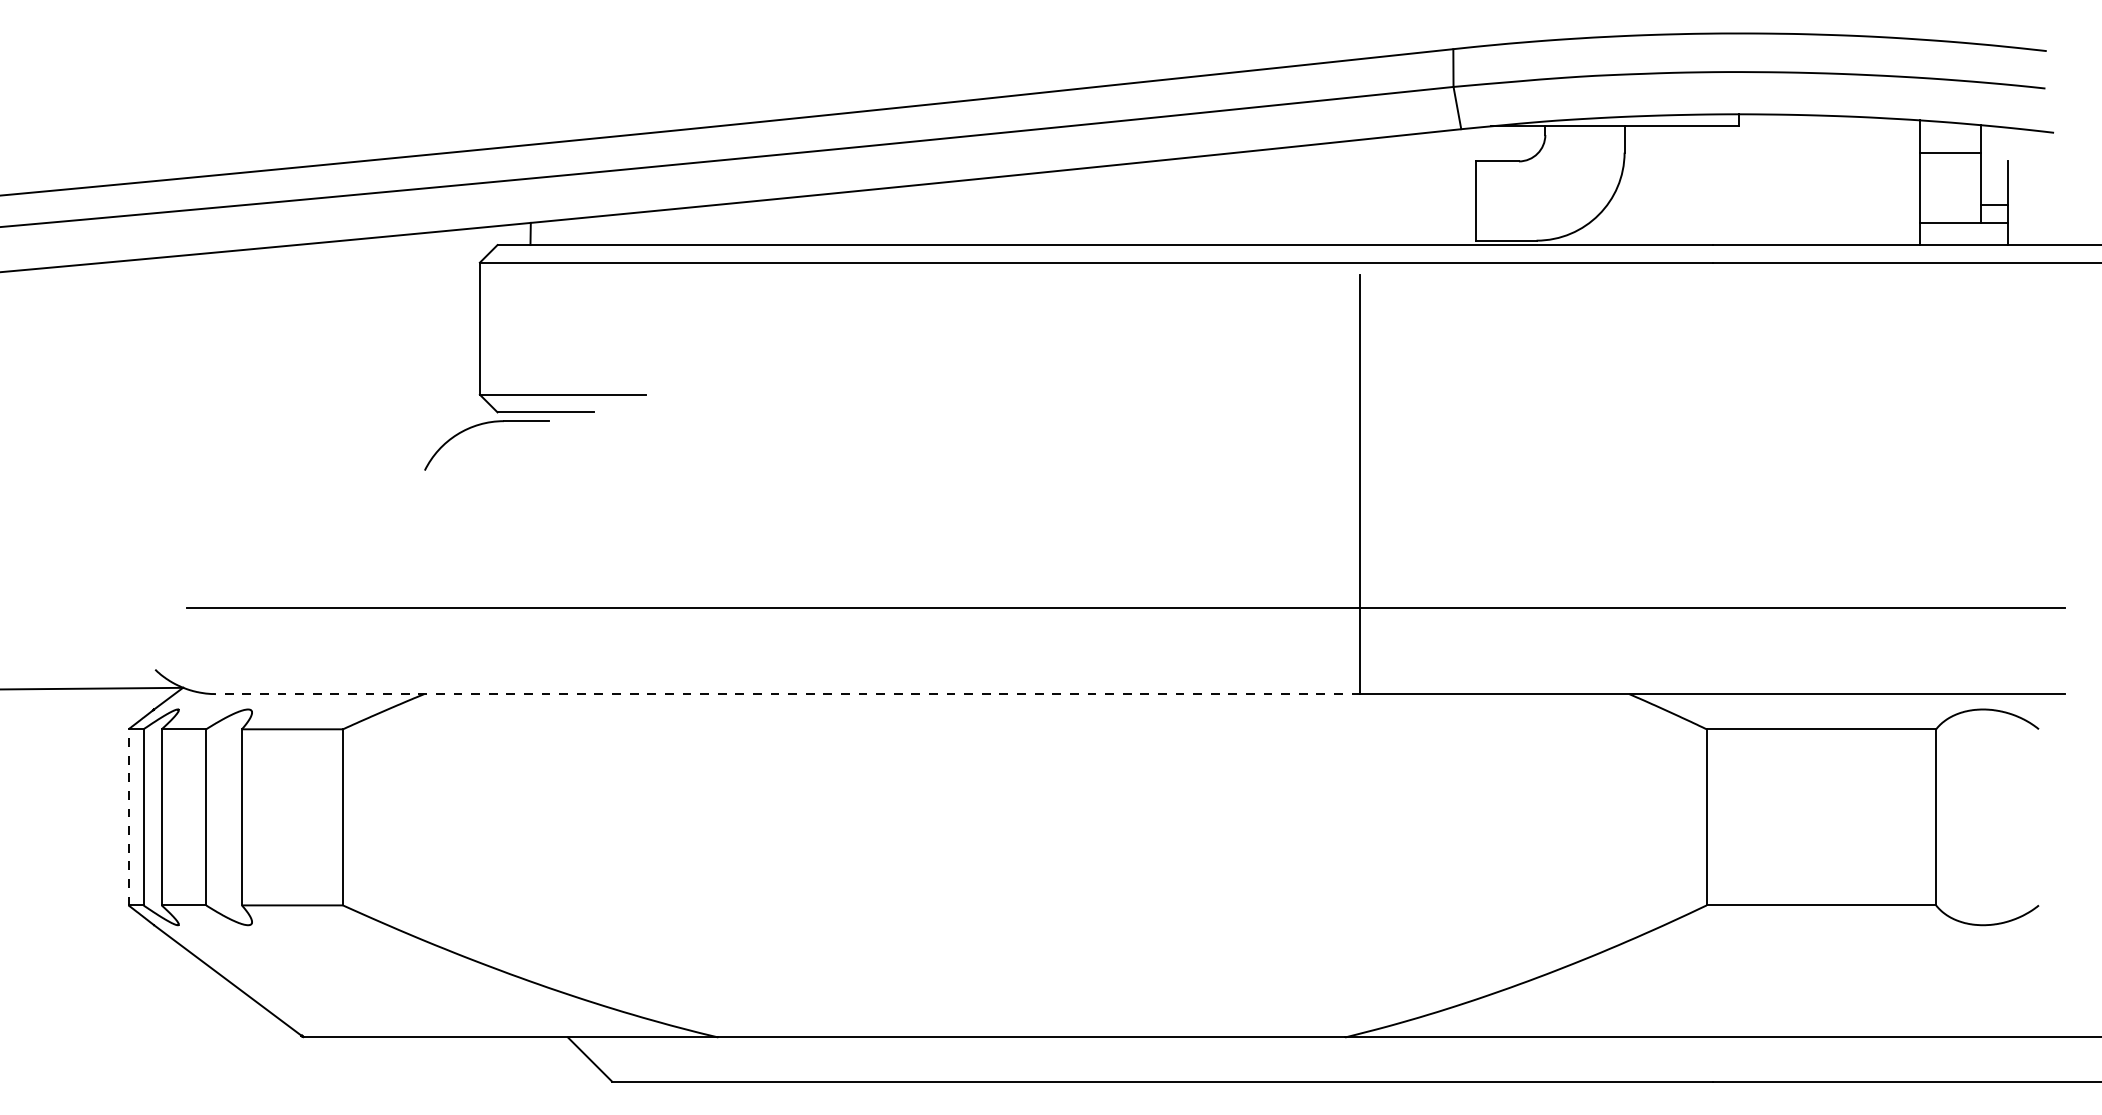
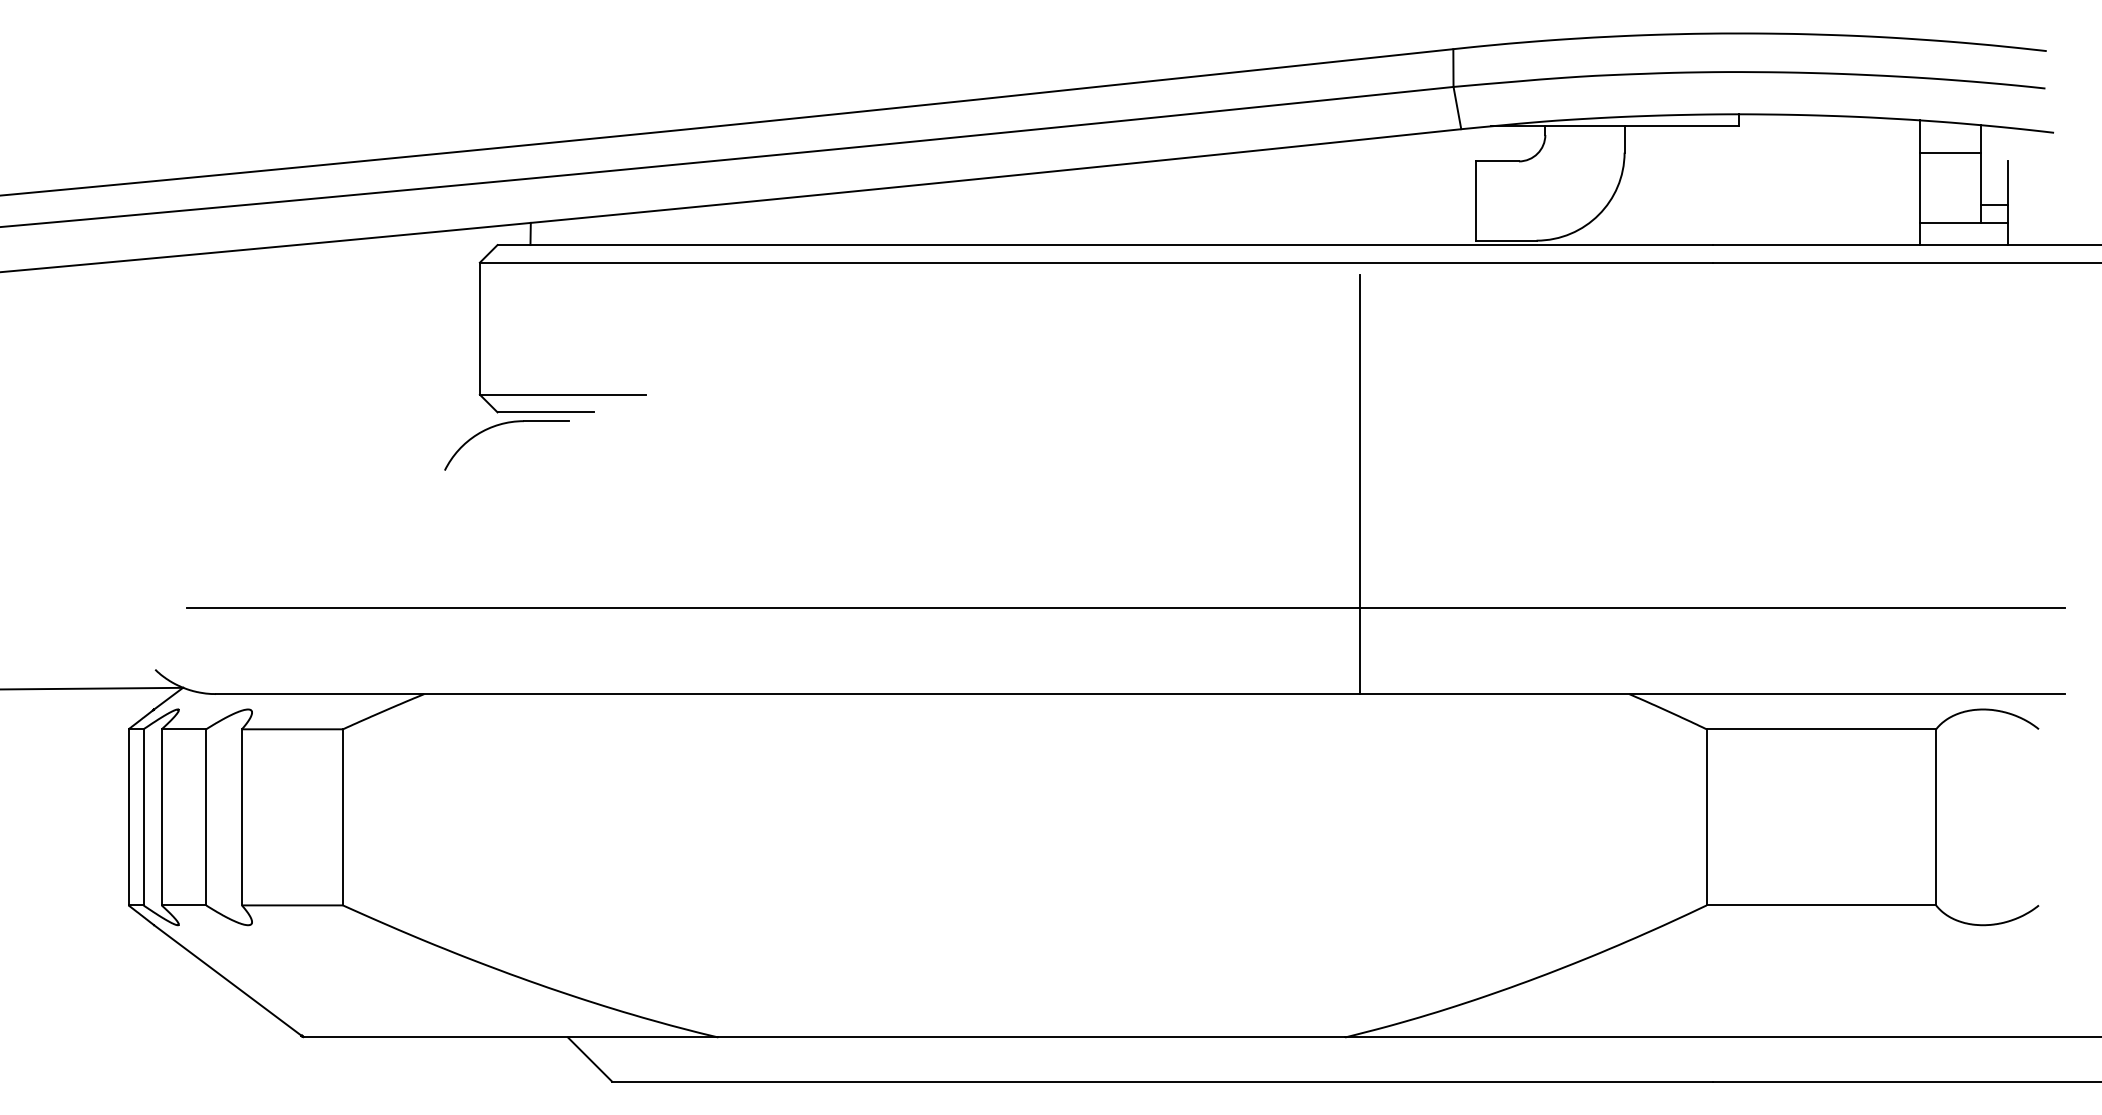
part position: (480, 425) -> (500, 425) (500, 425)
line: dashed -> solid (787, 694)
line: dashed -> solid (128, 816)
